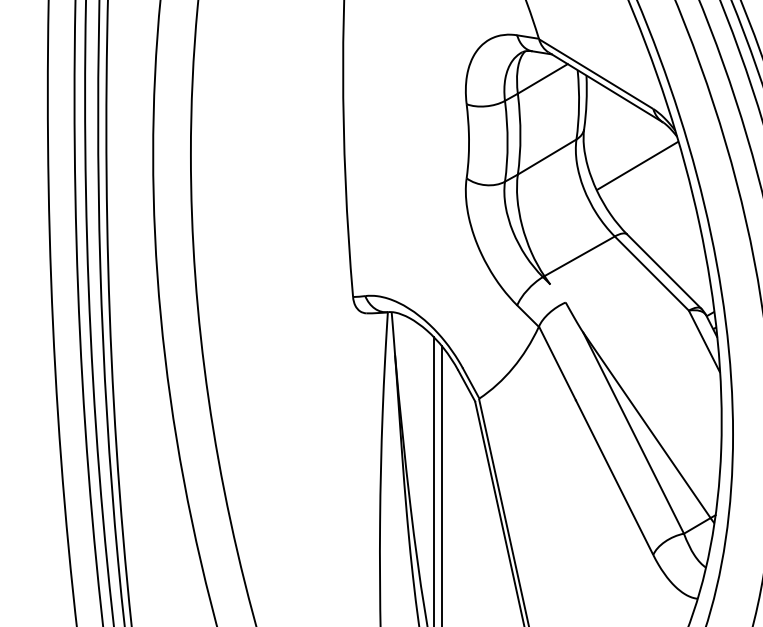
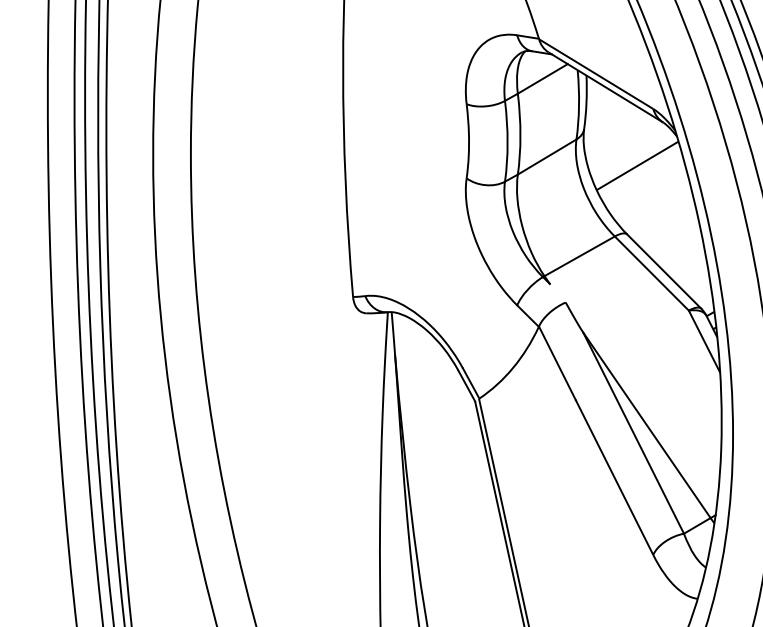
line: present -> none (434, 480)
line: present -> none (441, 484)
